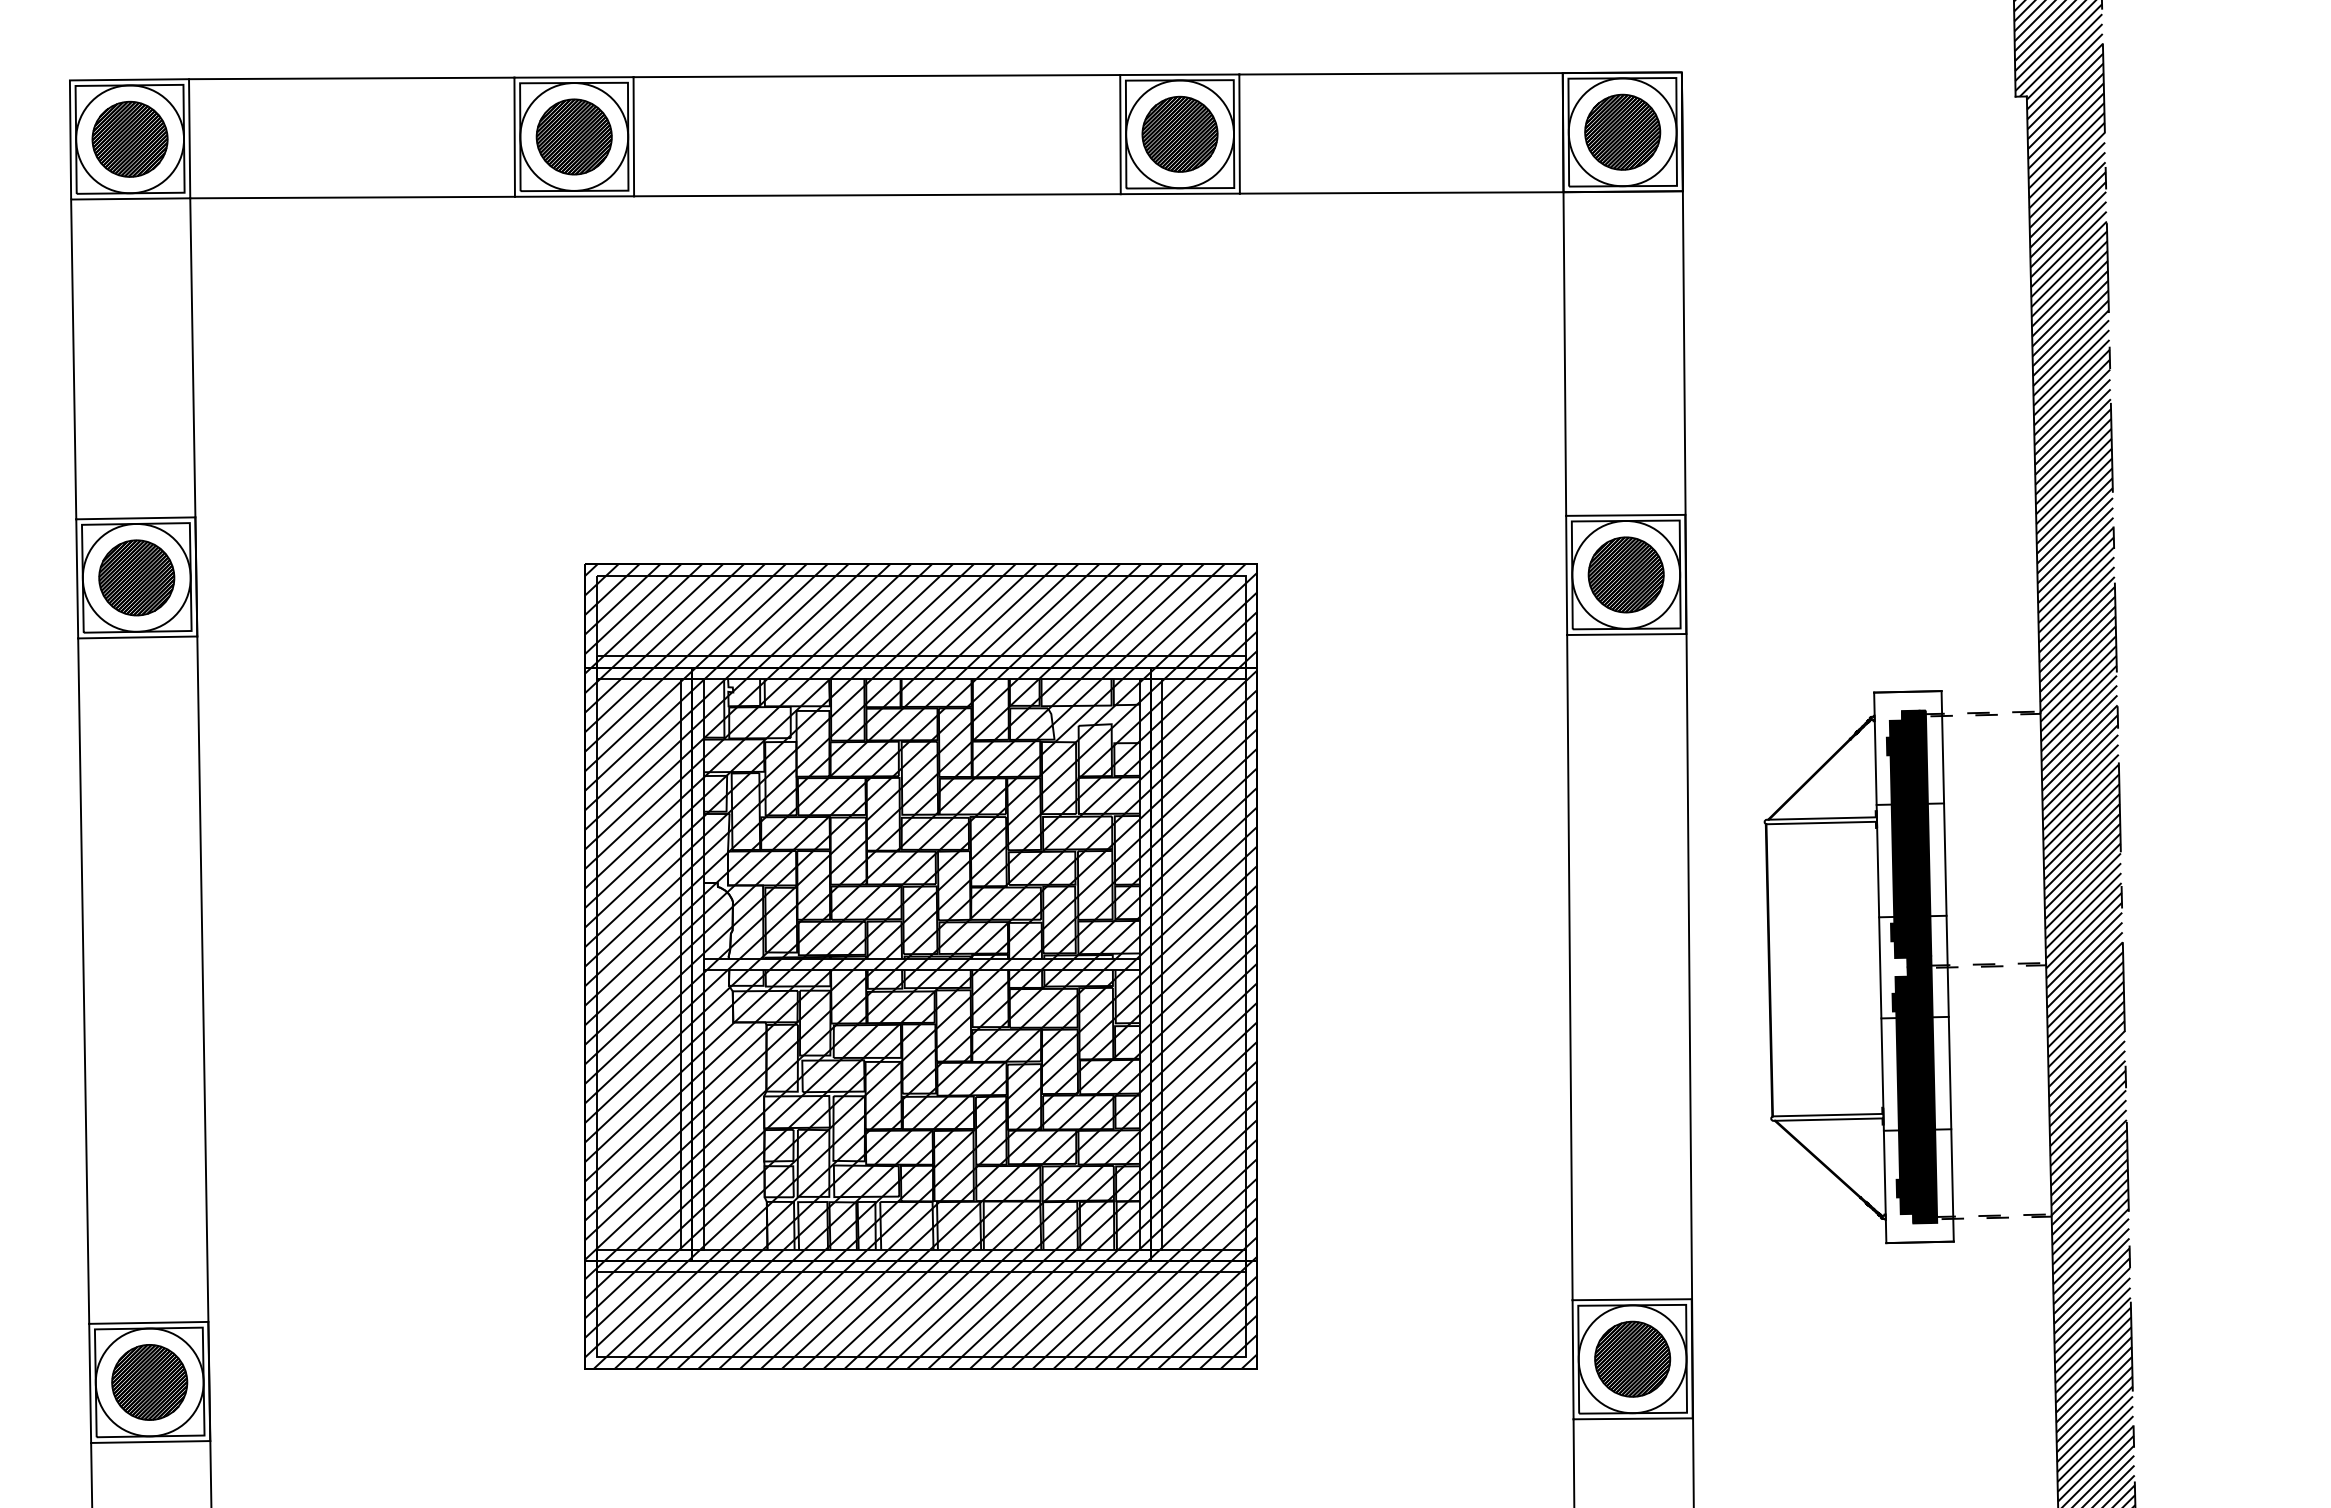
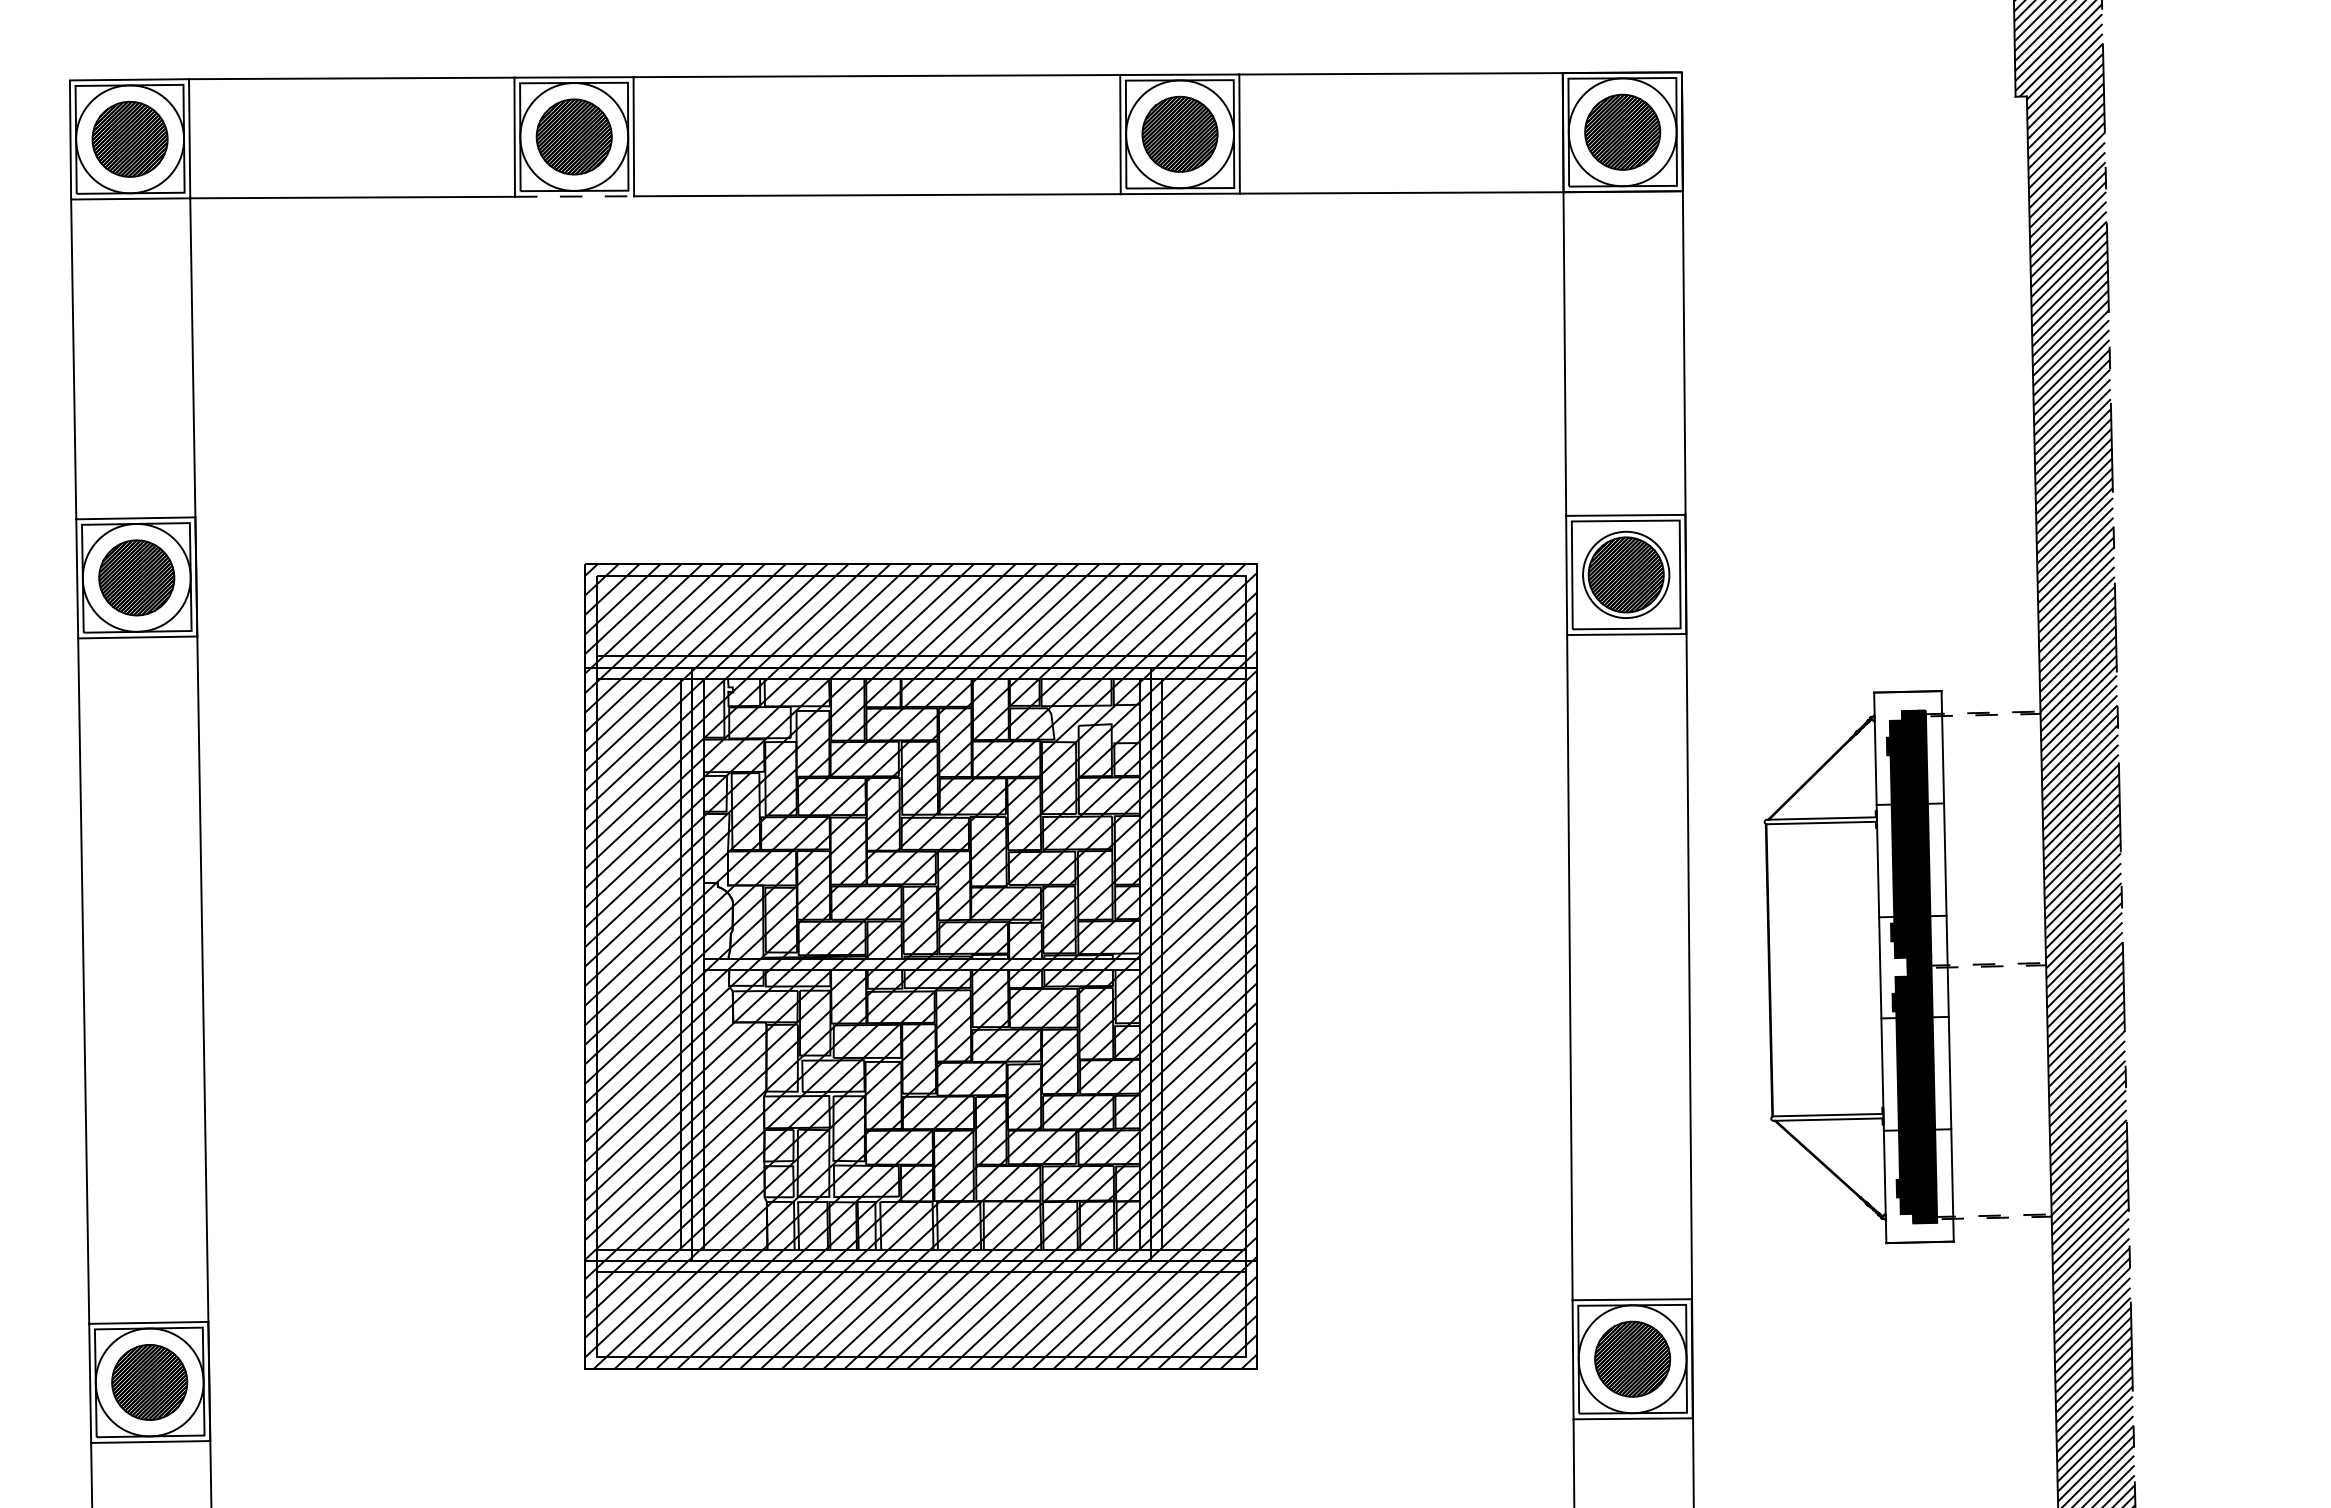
line: solid -> dashed (574, 196)
circle diameter: 108 px -> 86 px (1626, 574)
